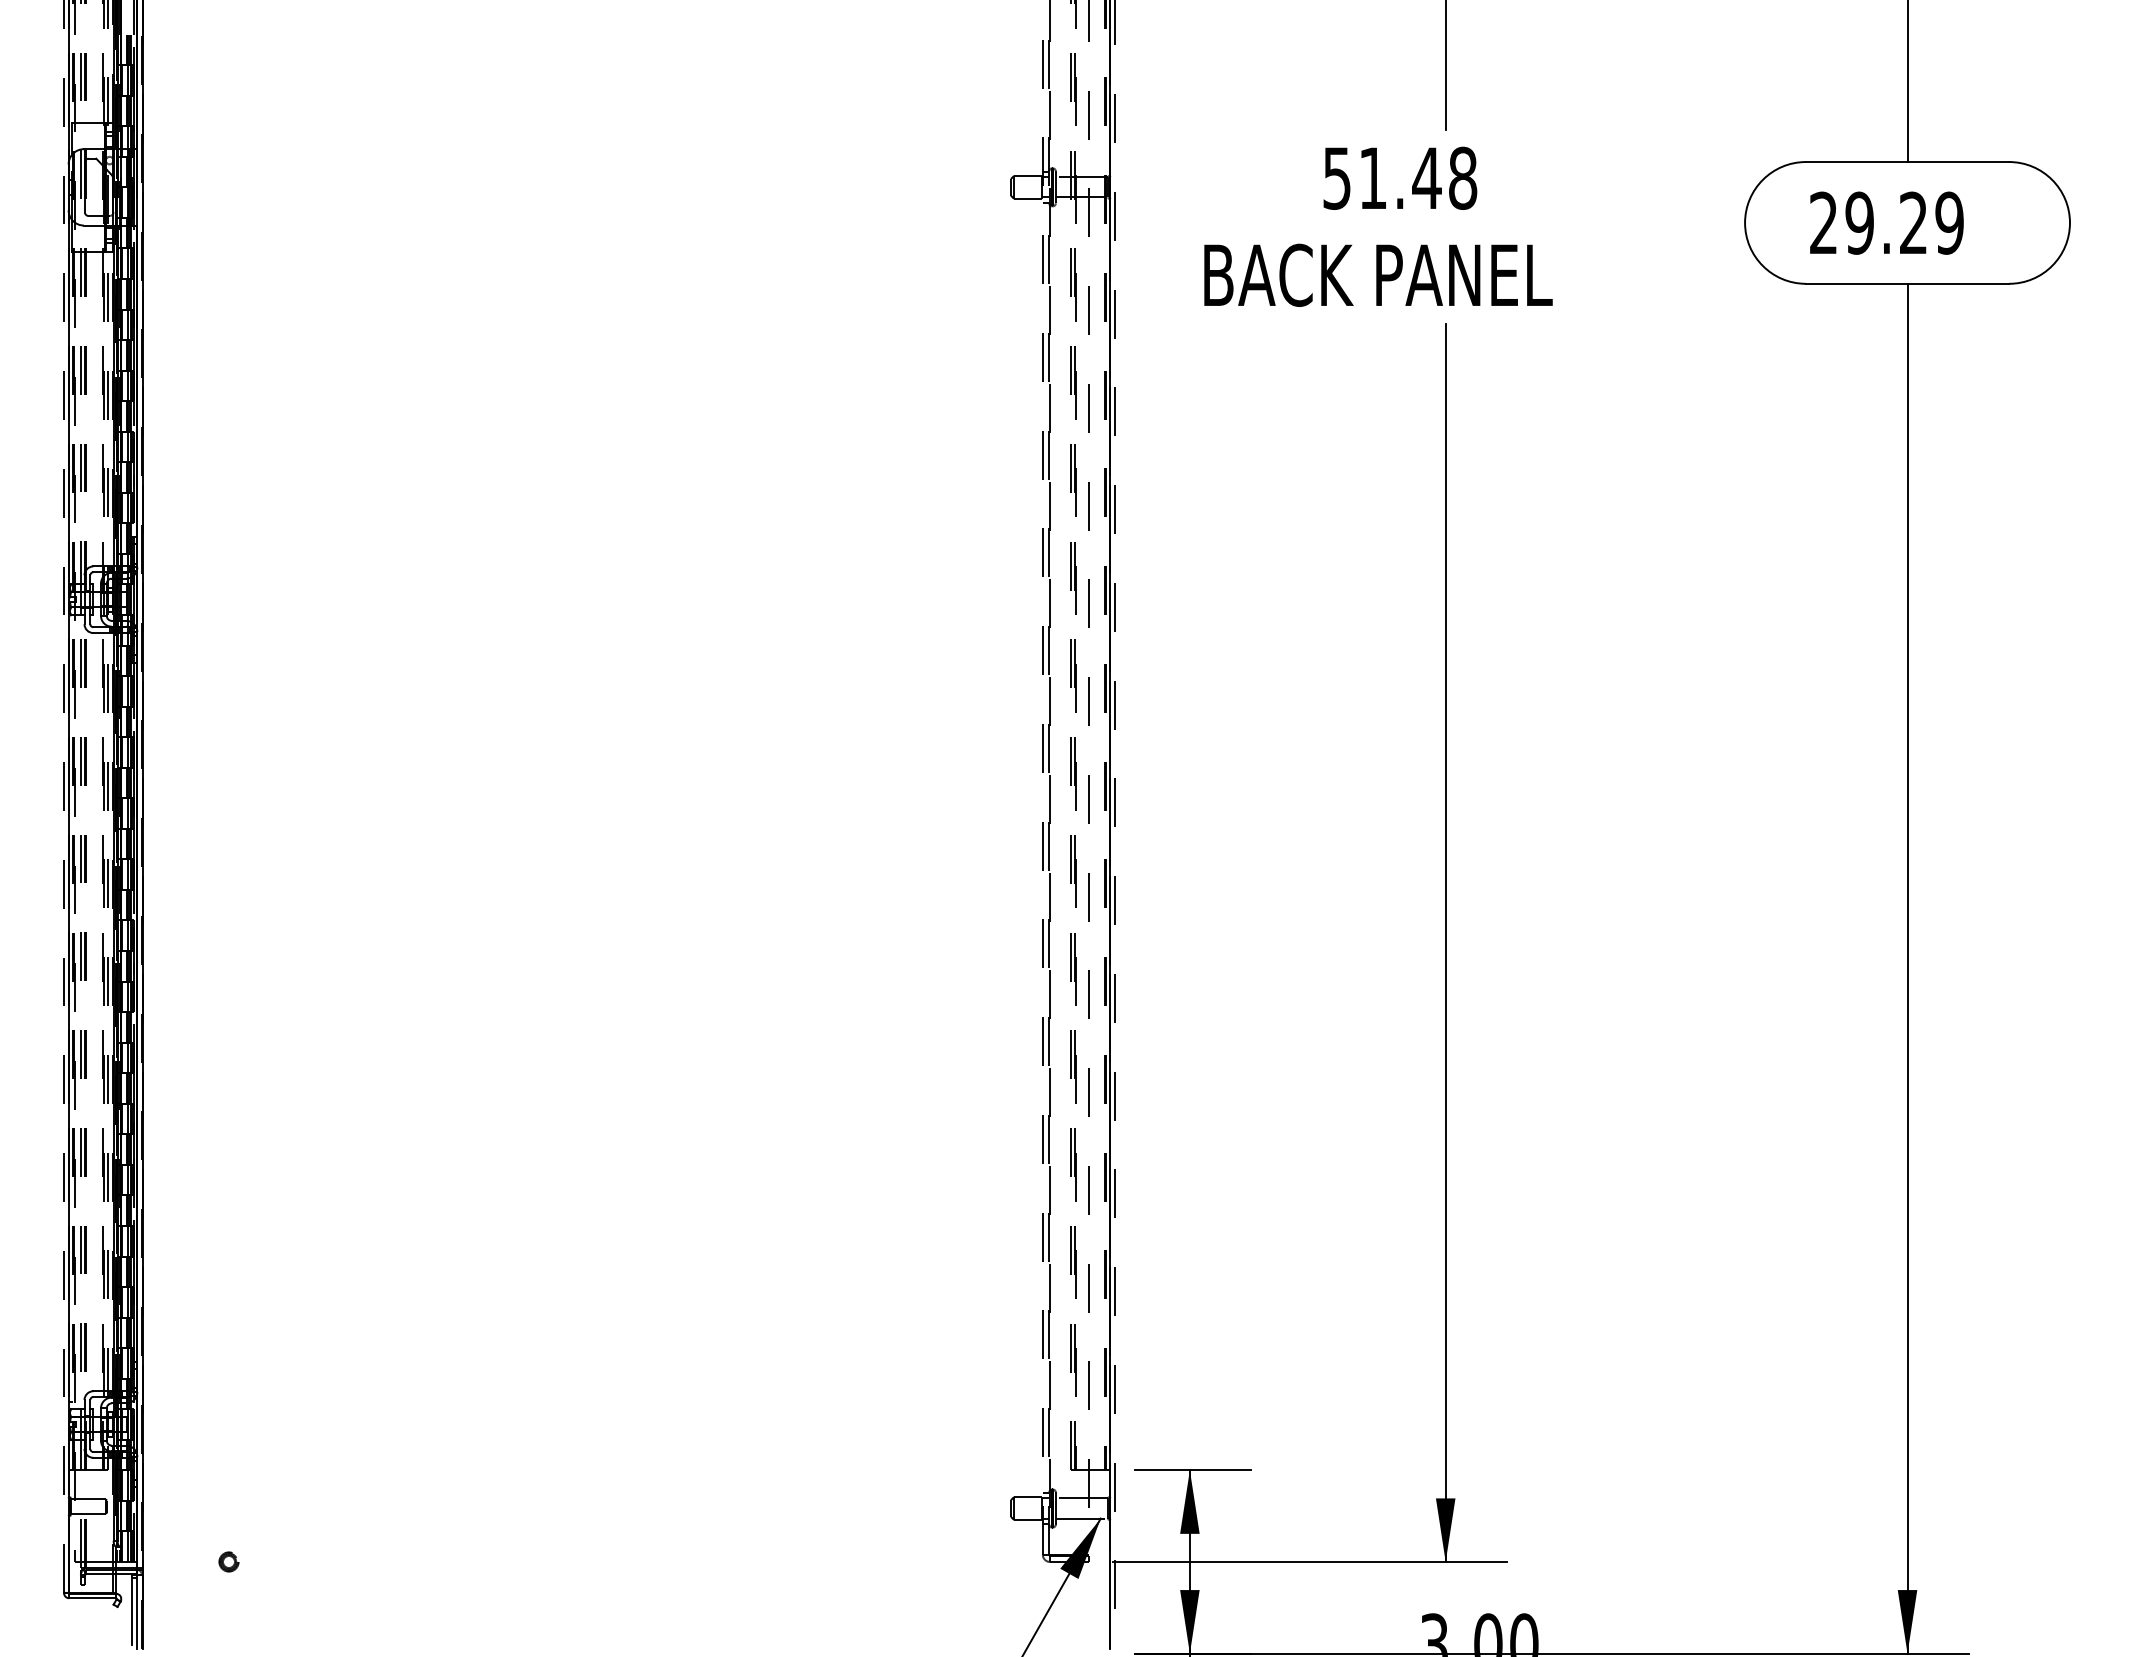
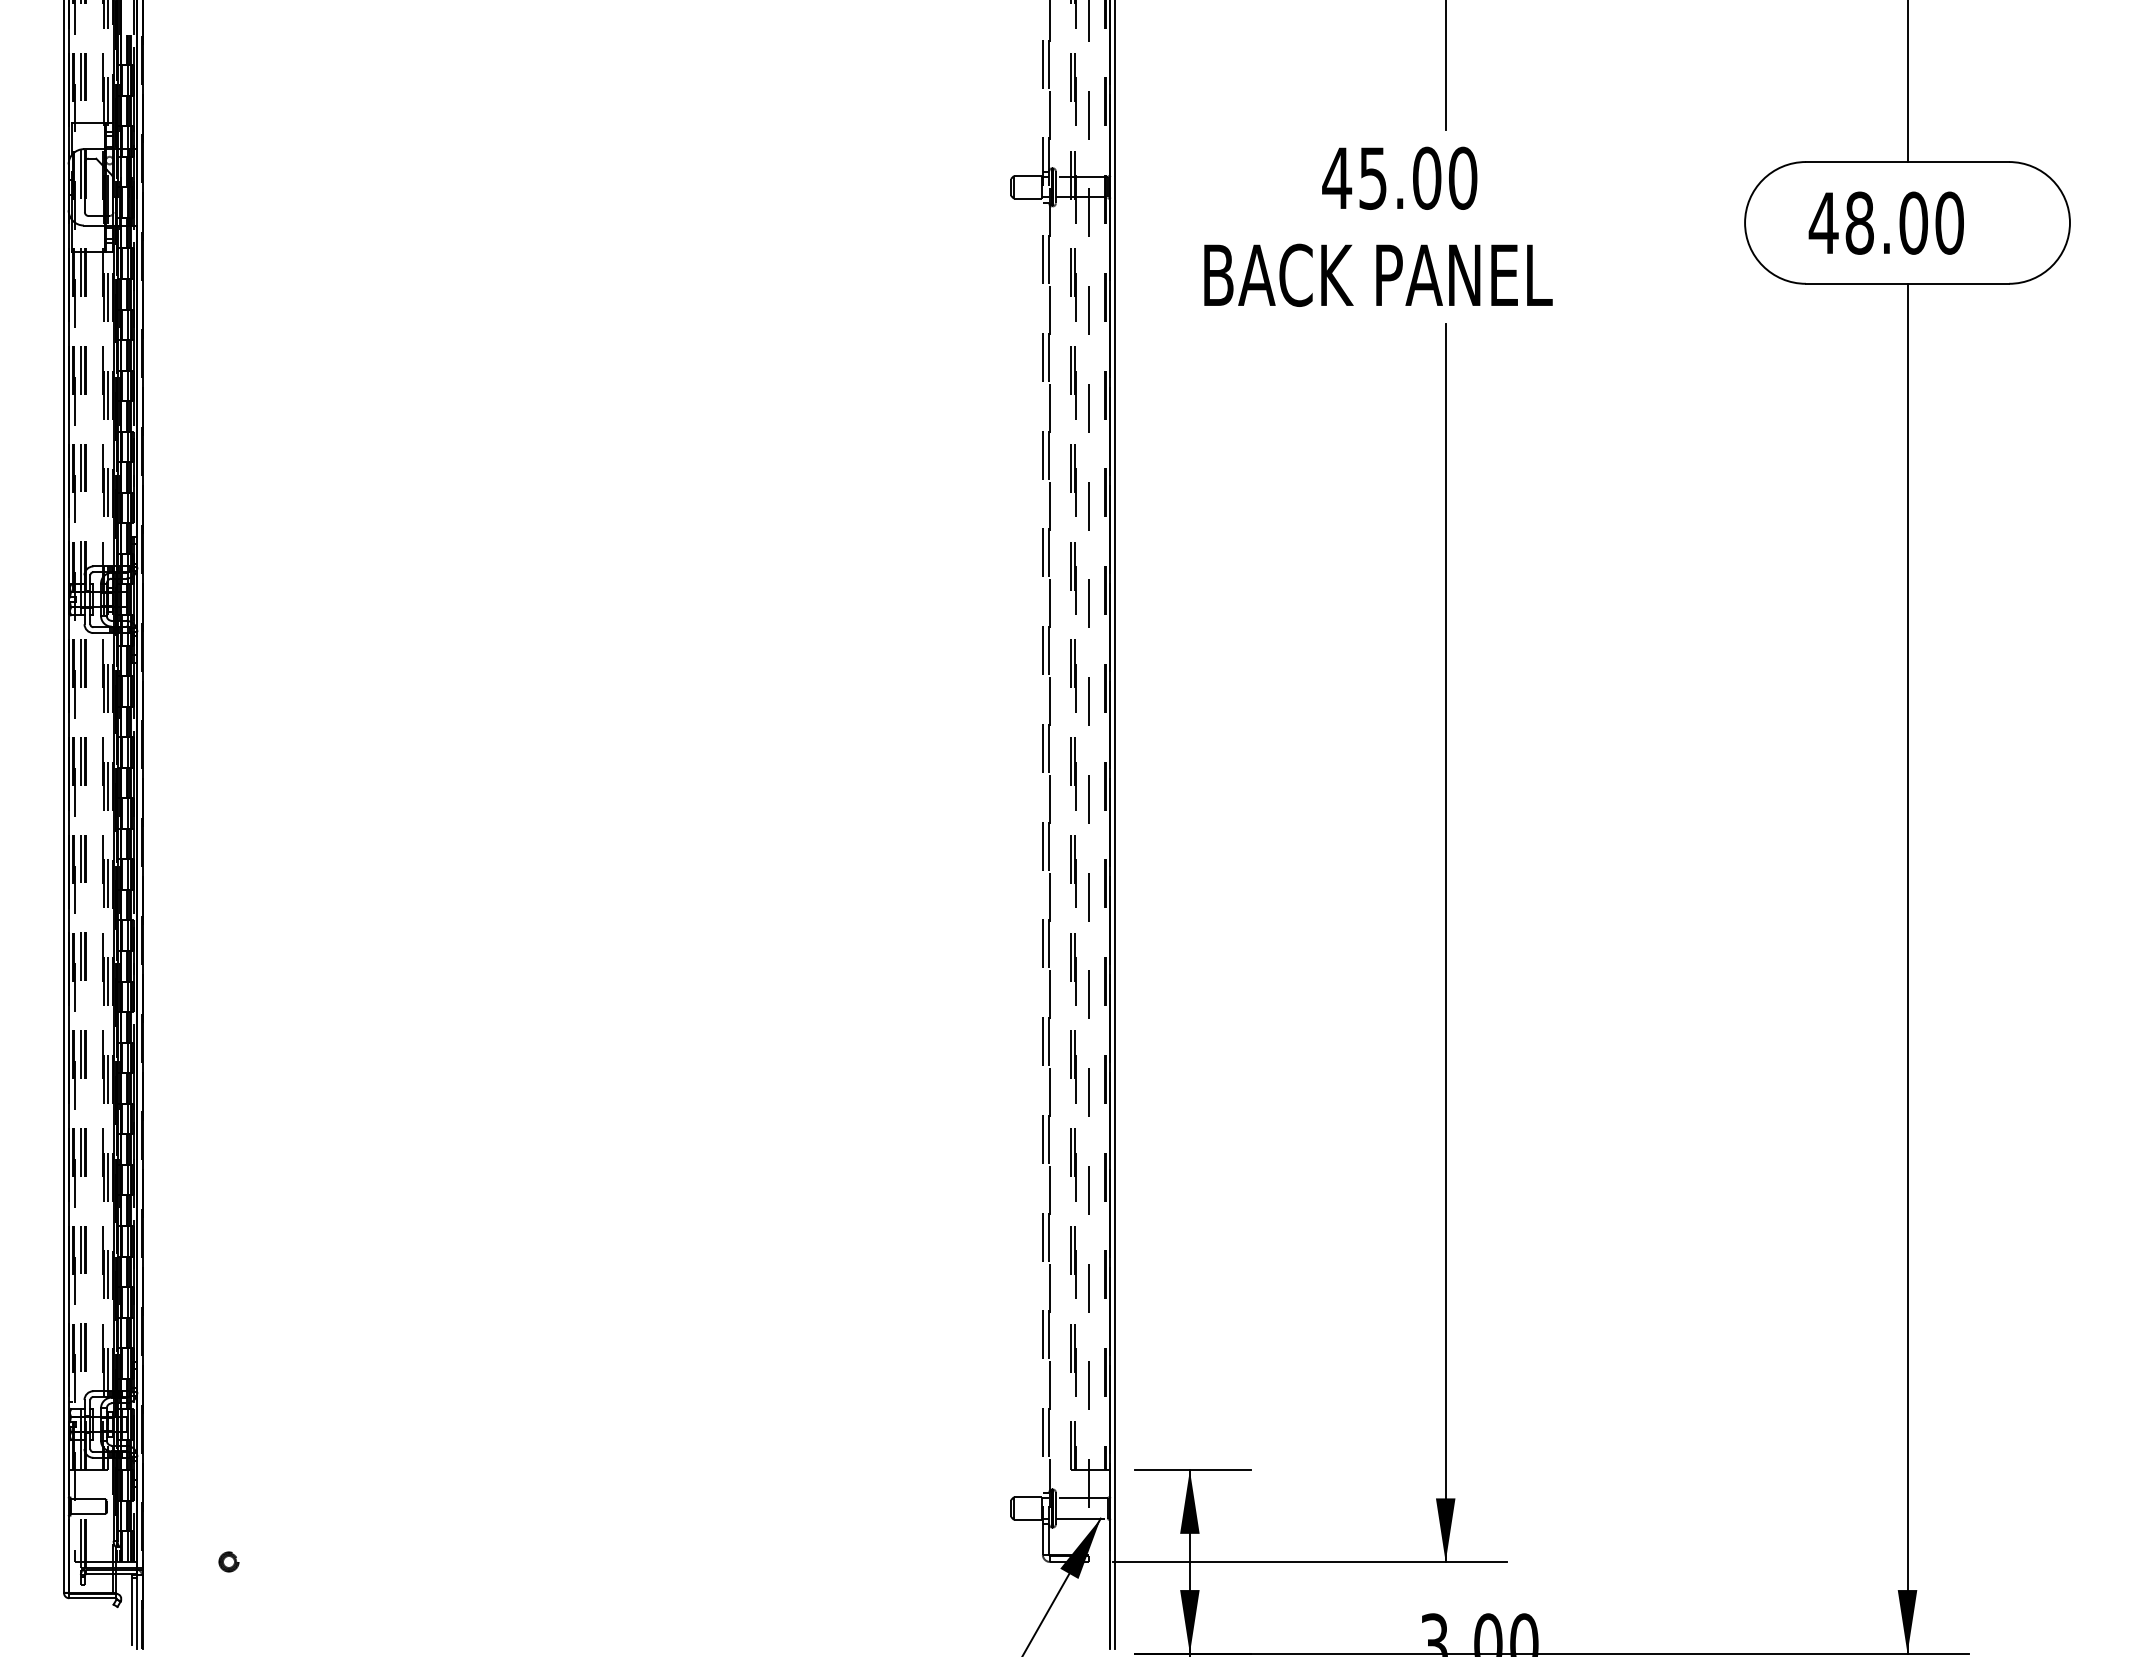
text: 51.48 -> 45.00 (1399, 177)
text: 29.29 -> 48.00 (1885, 222)
line: dashed -> solid (64, 796)
line: dashed -> solid (1114, 825)
